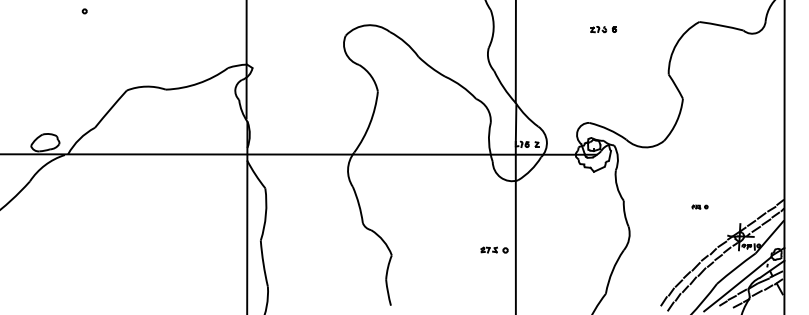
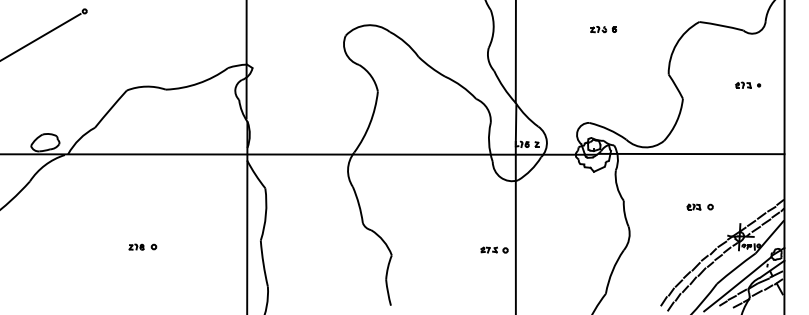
line: none -> present (41, 36)
part: none -> present (748, 84)
line: none -> present (691, 153)
part size: 18x6 px -> 28x8 px (699, 206)
part: none -> present (142, 246)
